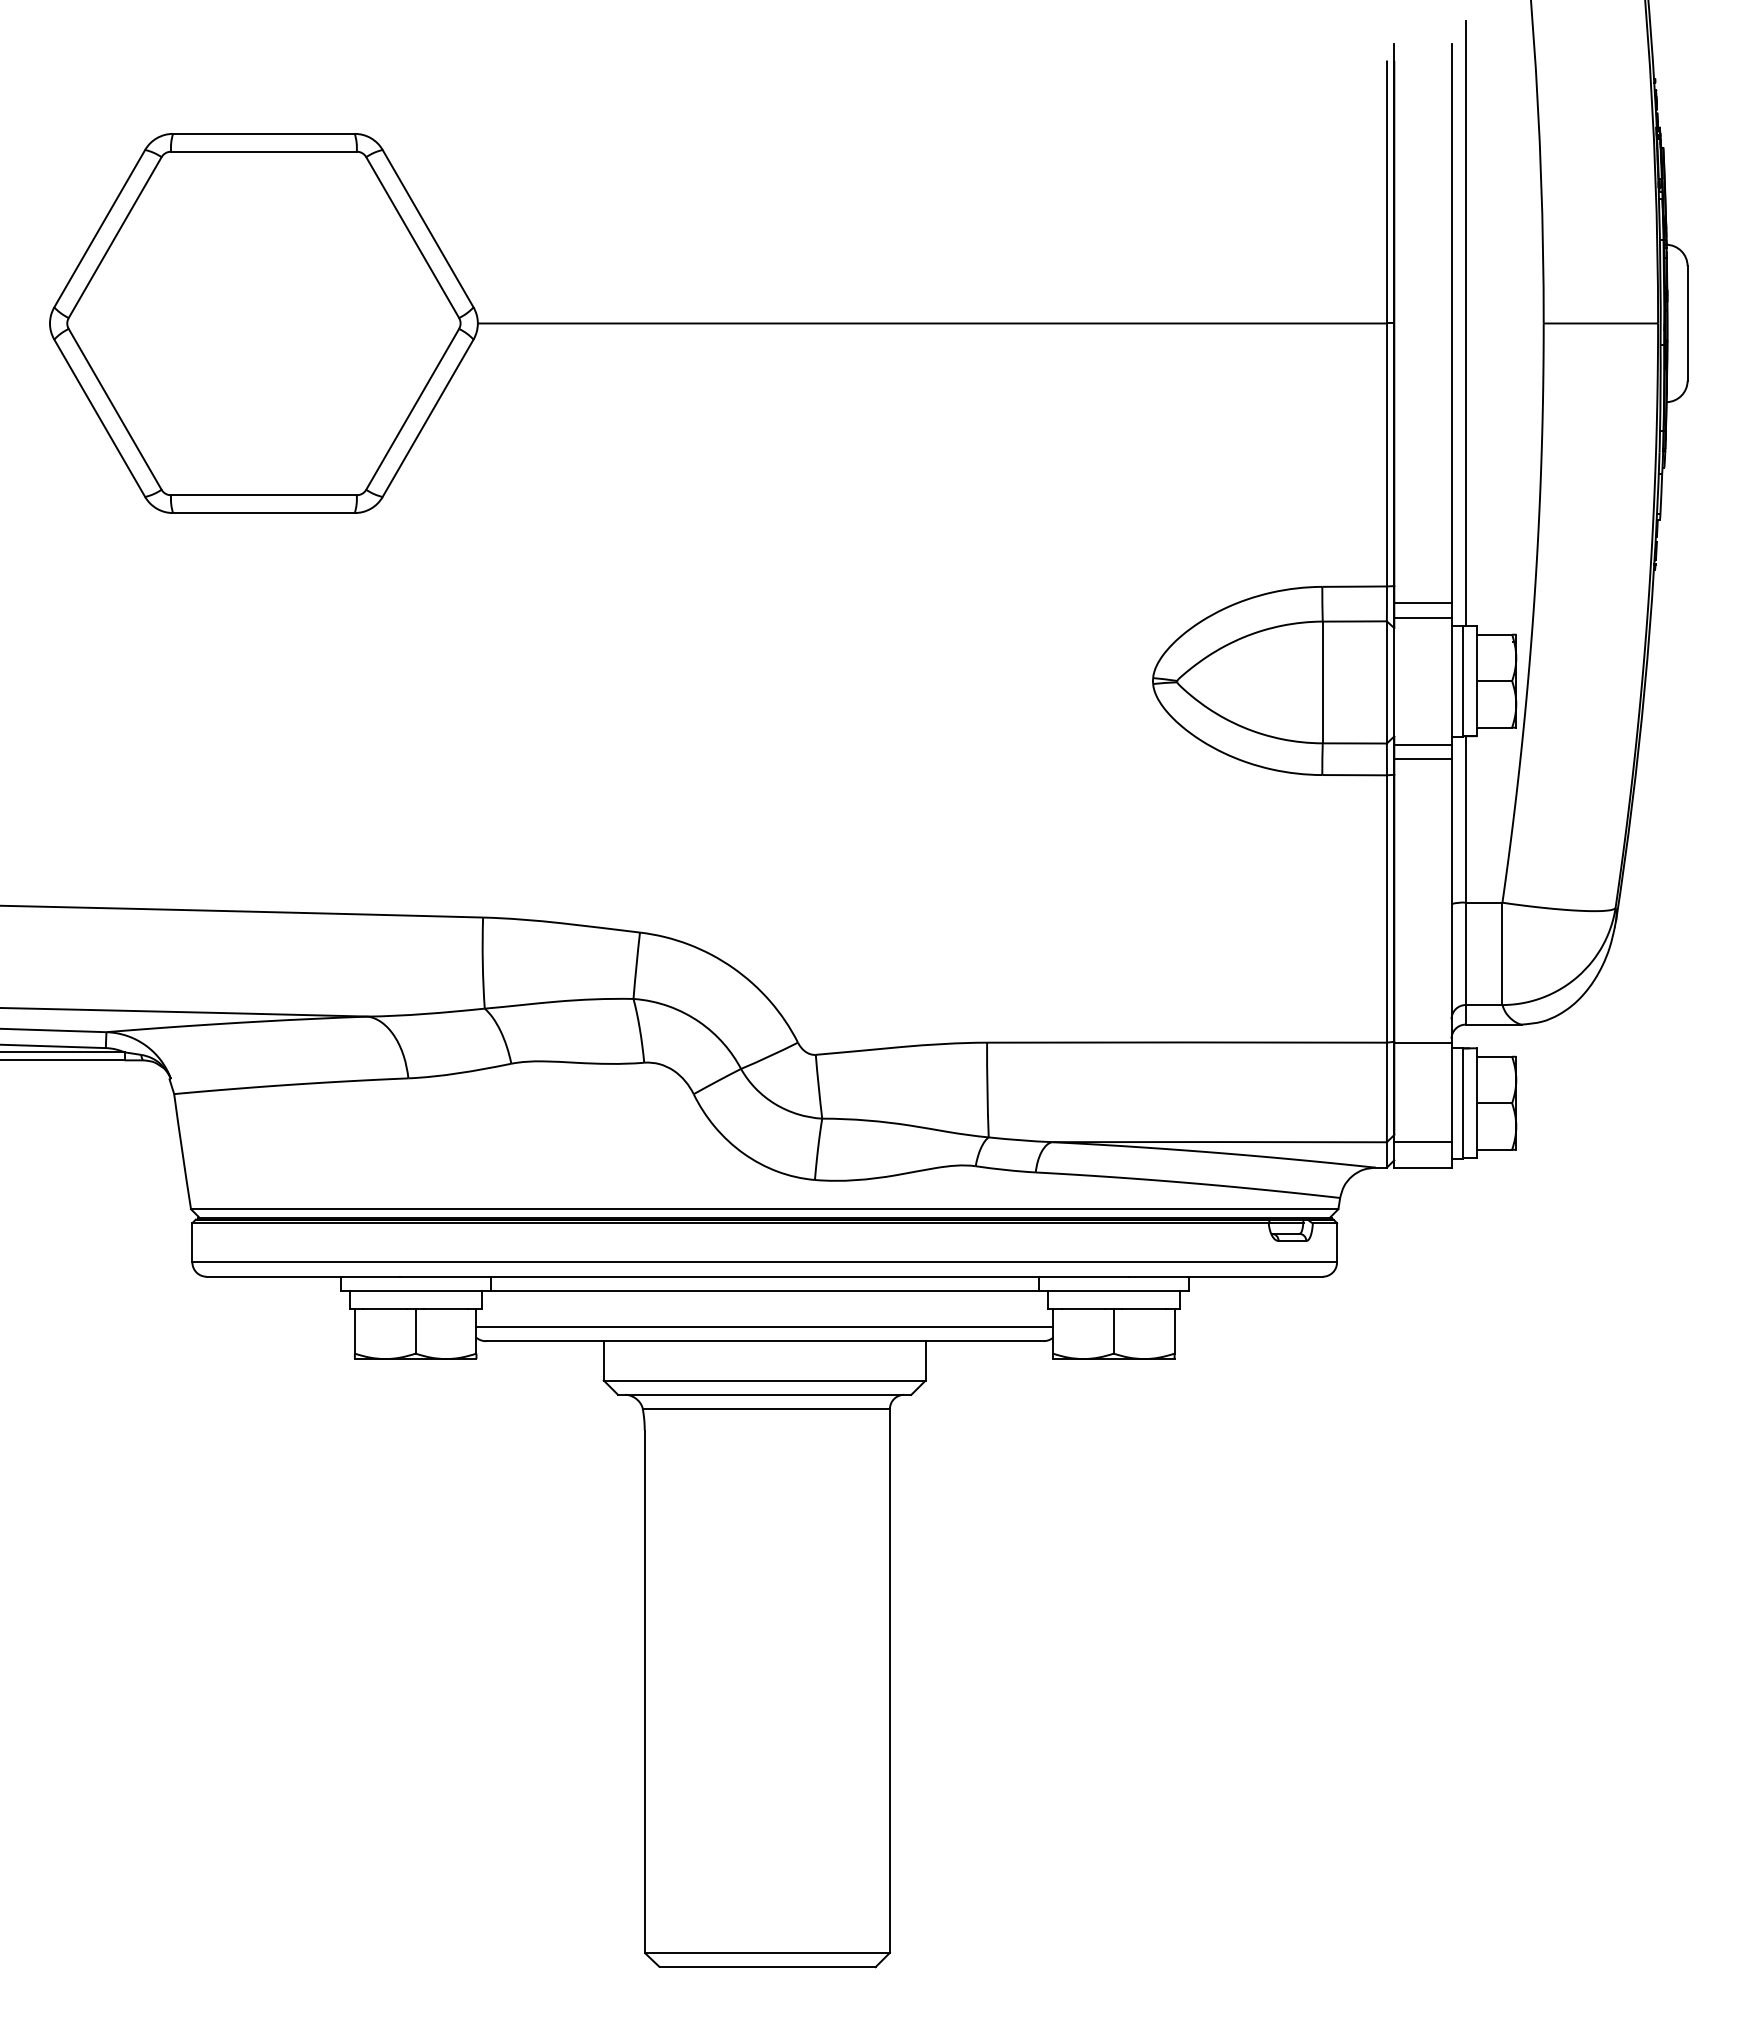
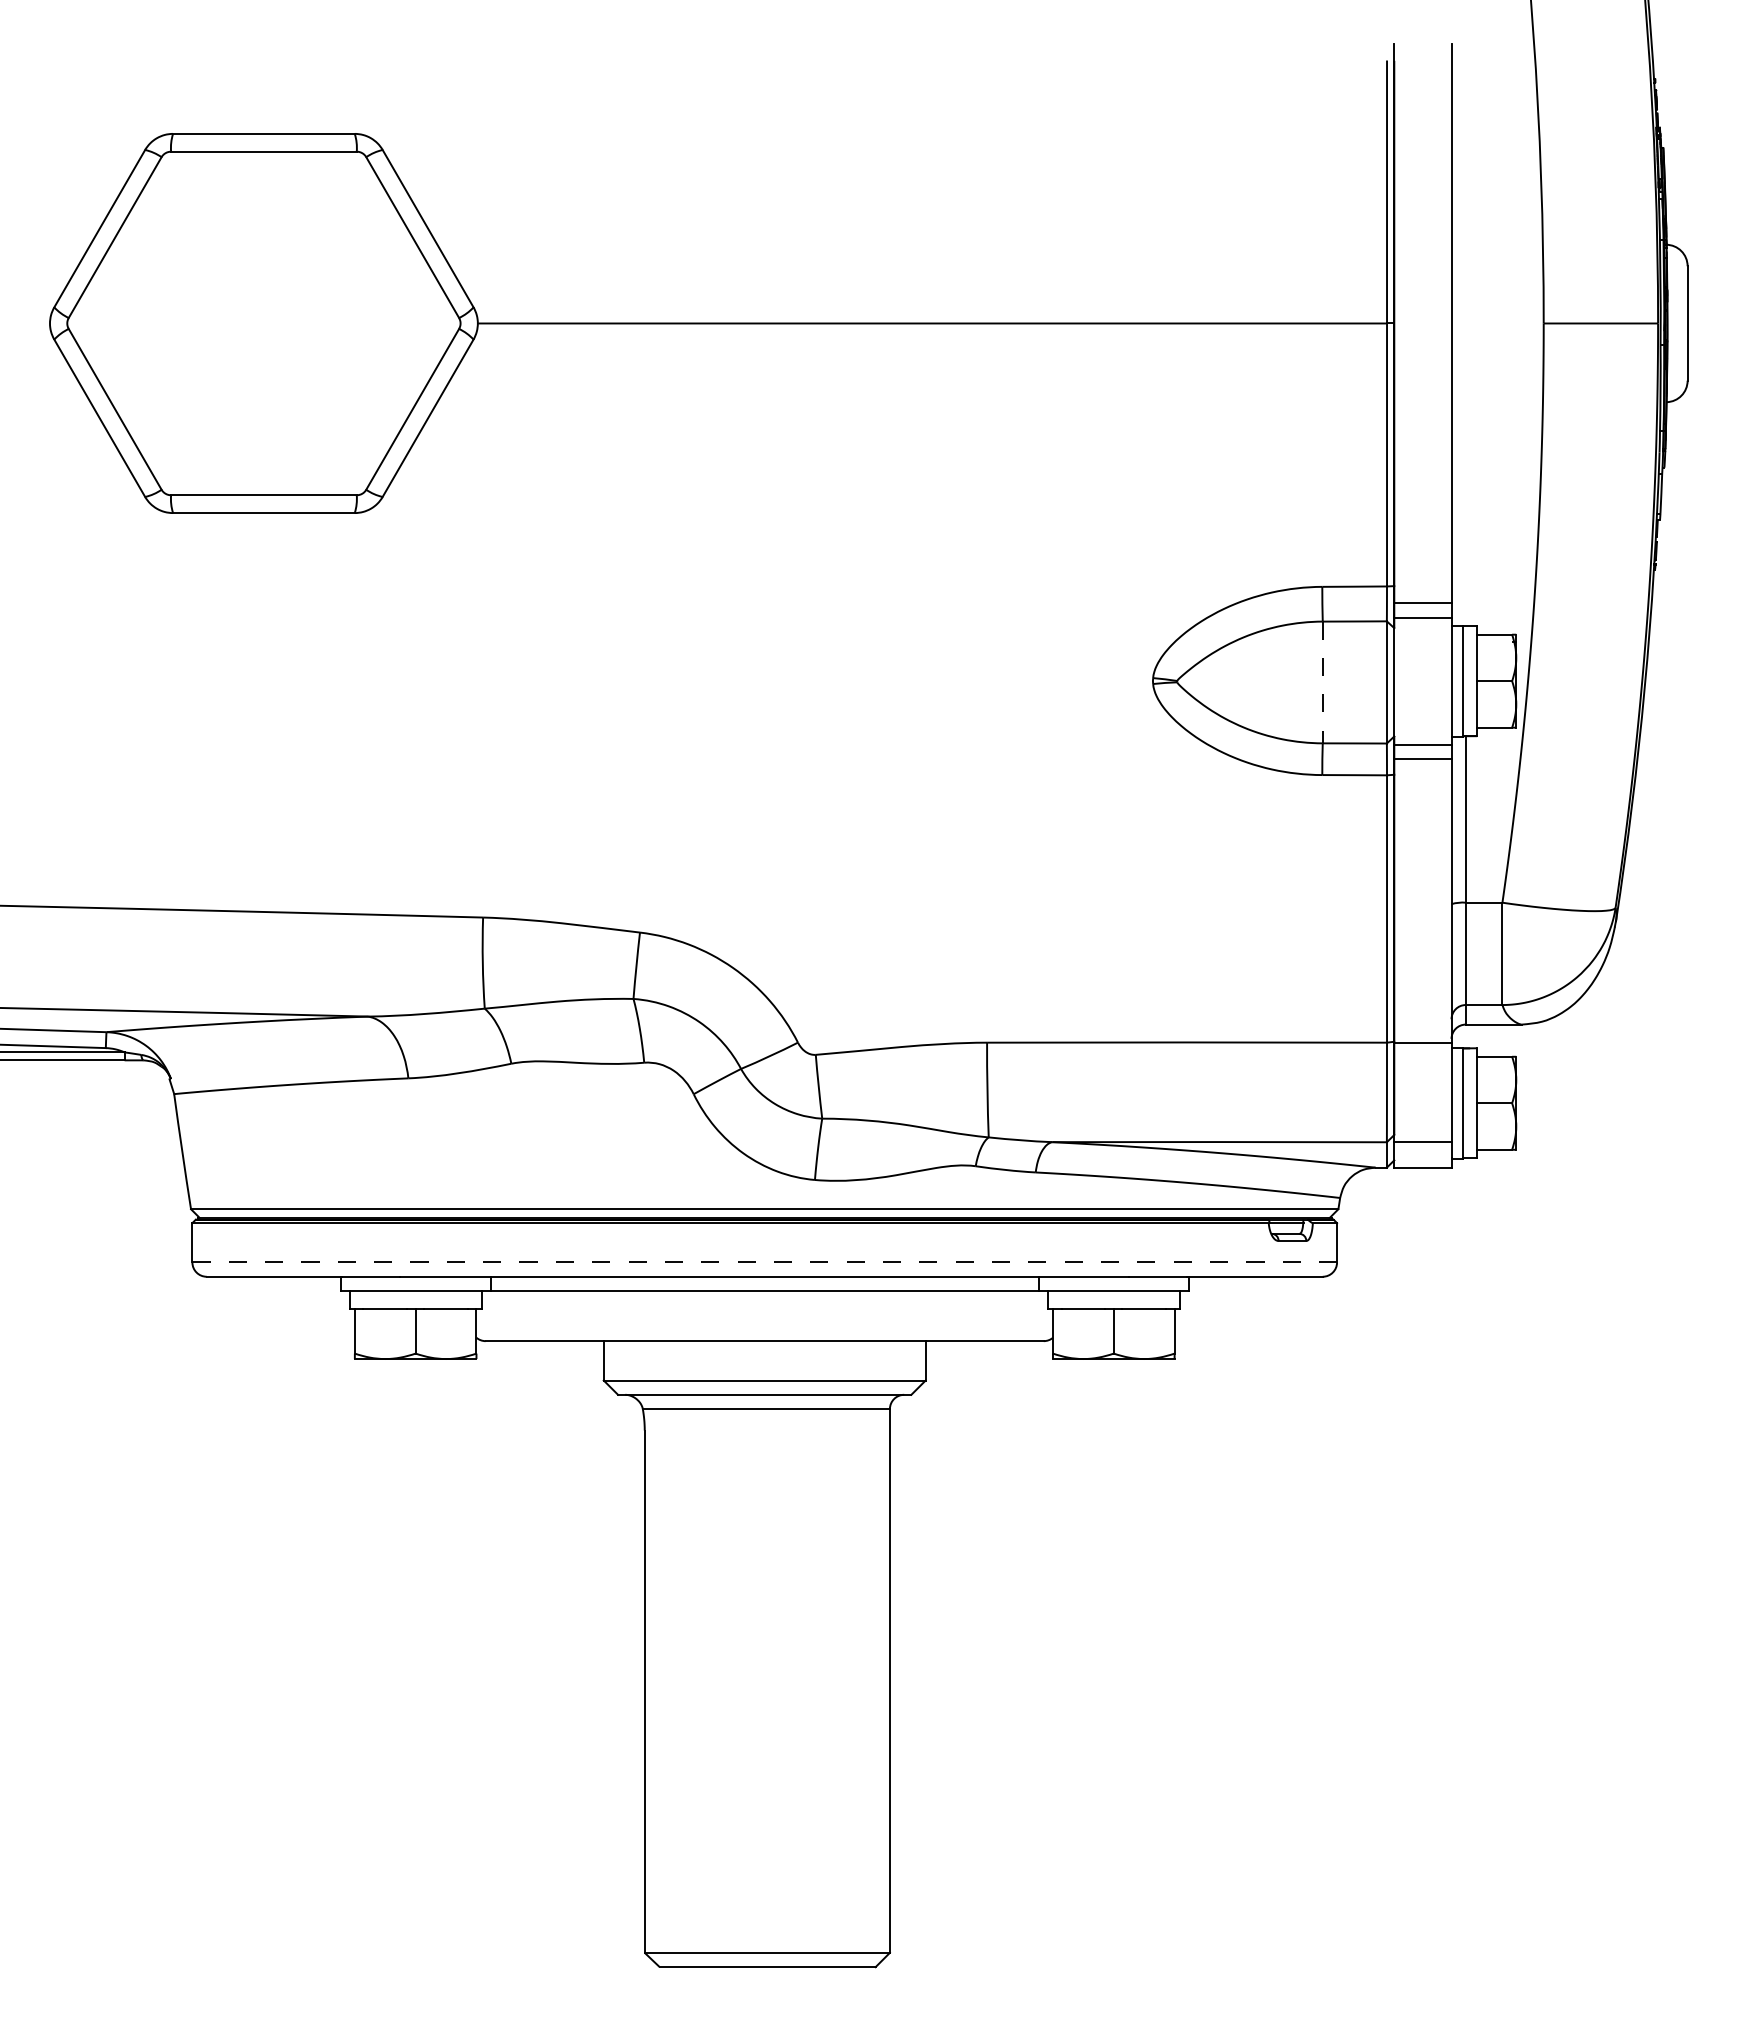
line: present -> none (1465, 323)
line: solid -> dashed (1322, 682)
line: solid -> dashed (765, 1262)
line: present -> none (764, 1326)
